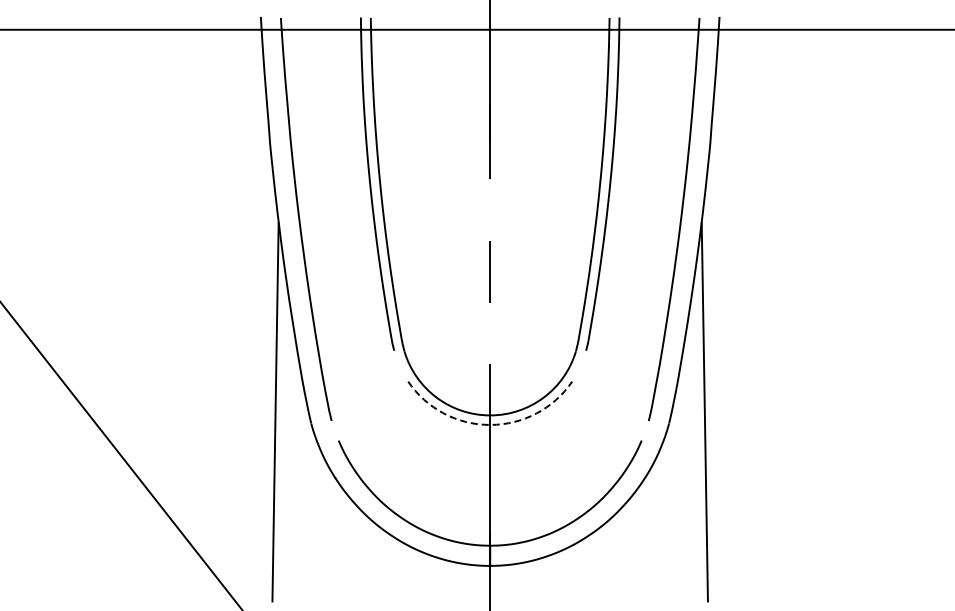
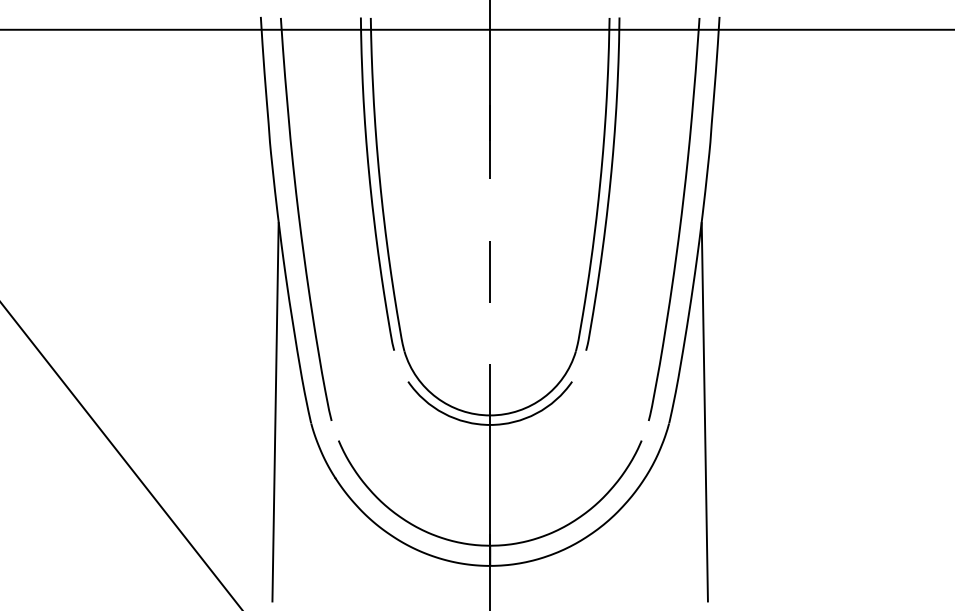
arc: dashed -> solid (490, 424)
